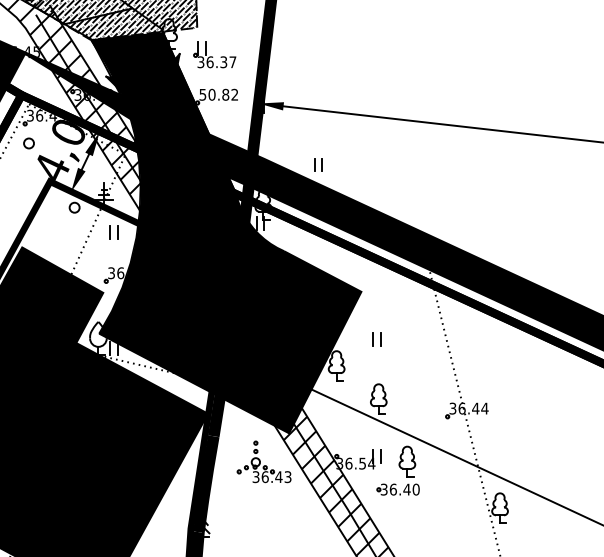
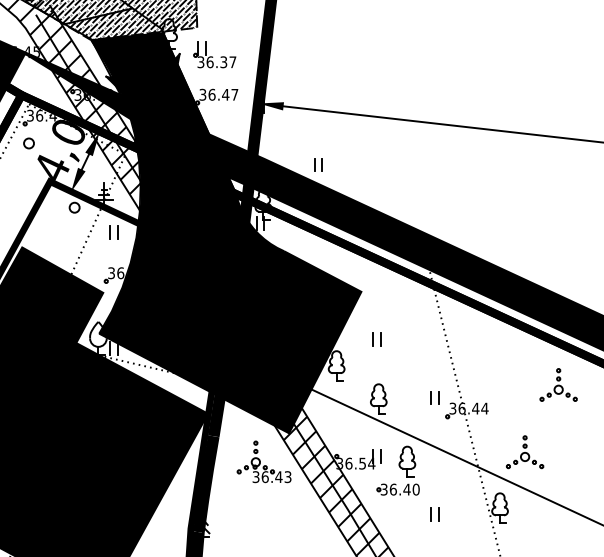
text: 50.82 -> 36.47 (219, 94)
part: none -> present (558, 384)
part: none -> present (434, 397)
part: none -> present (524, 452)
part: none -> present (434, 514)
